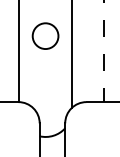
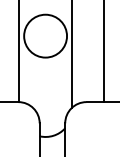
circle diameter: 26 px -> 43 px (45, 35)
line: dashed -> solid (104, 51)
